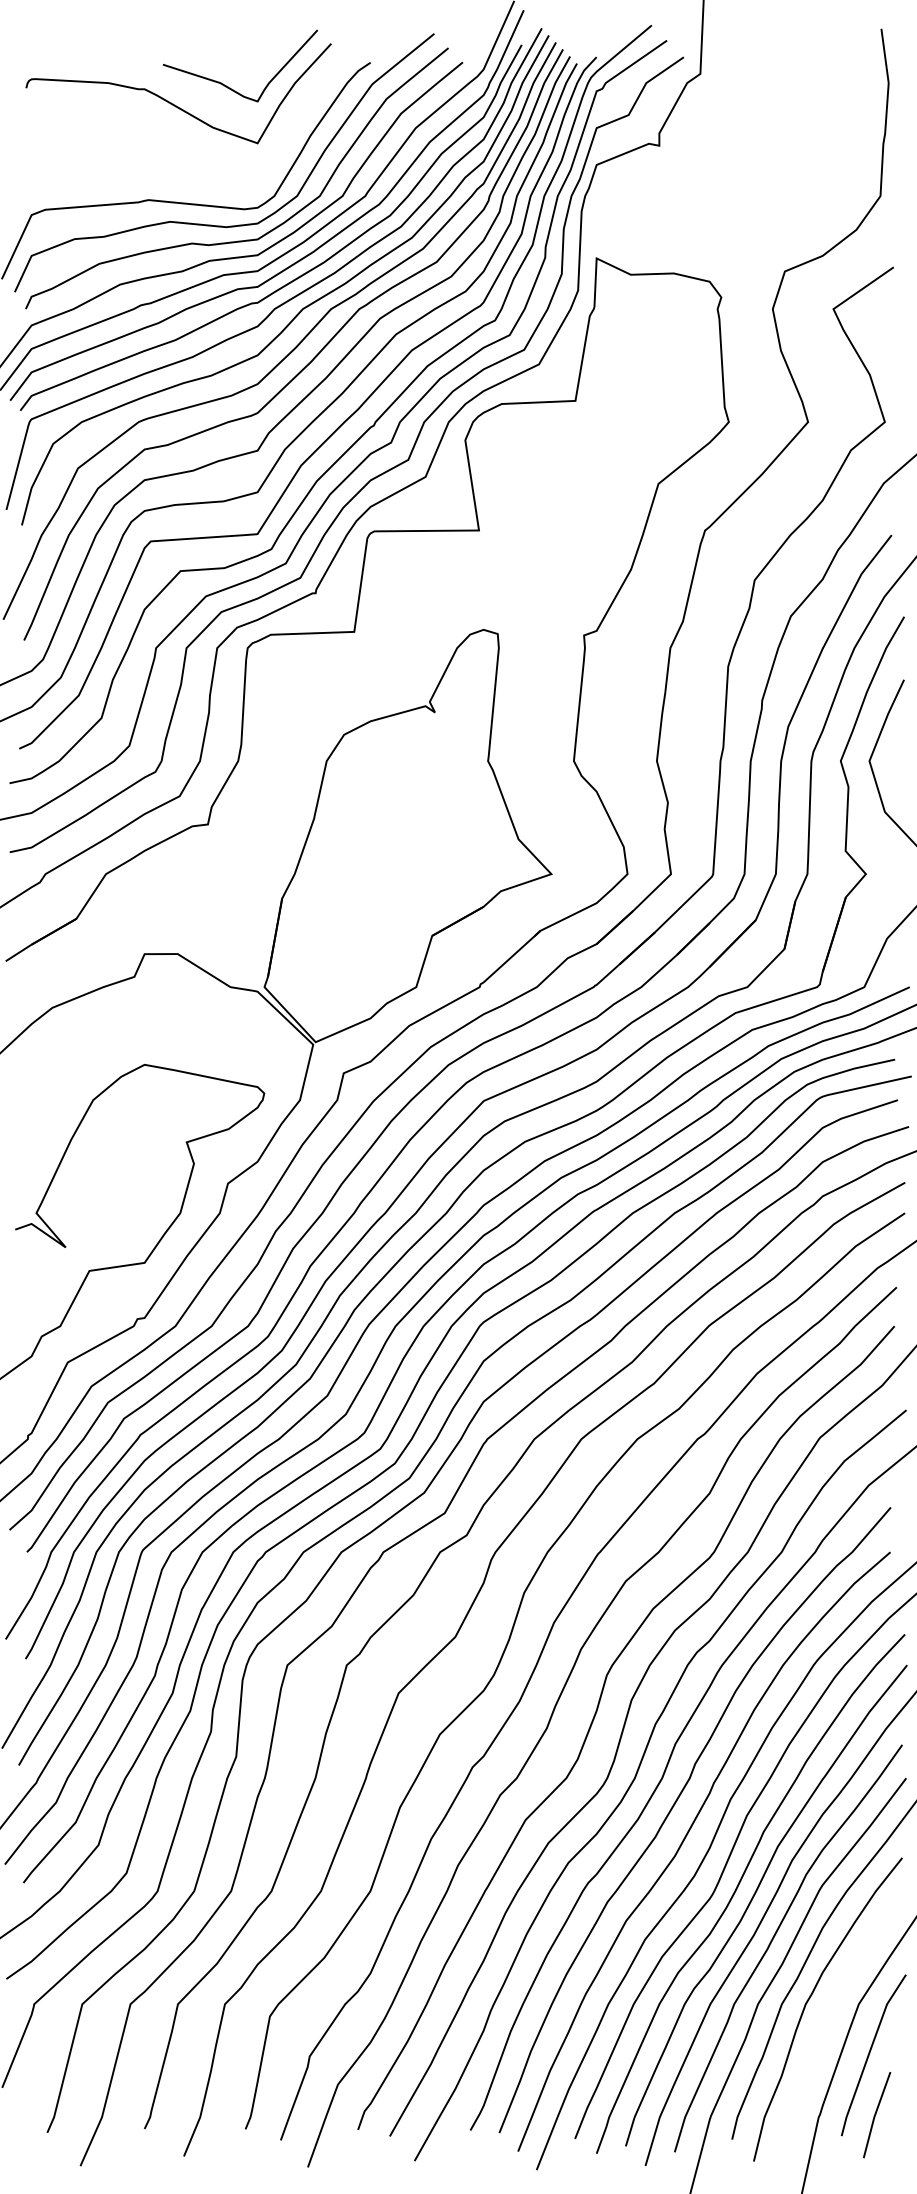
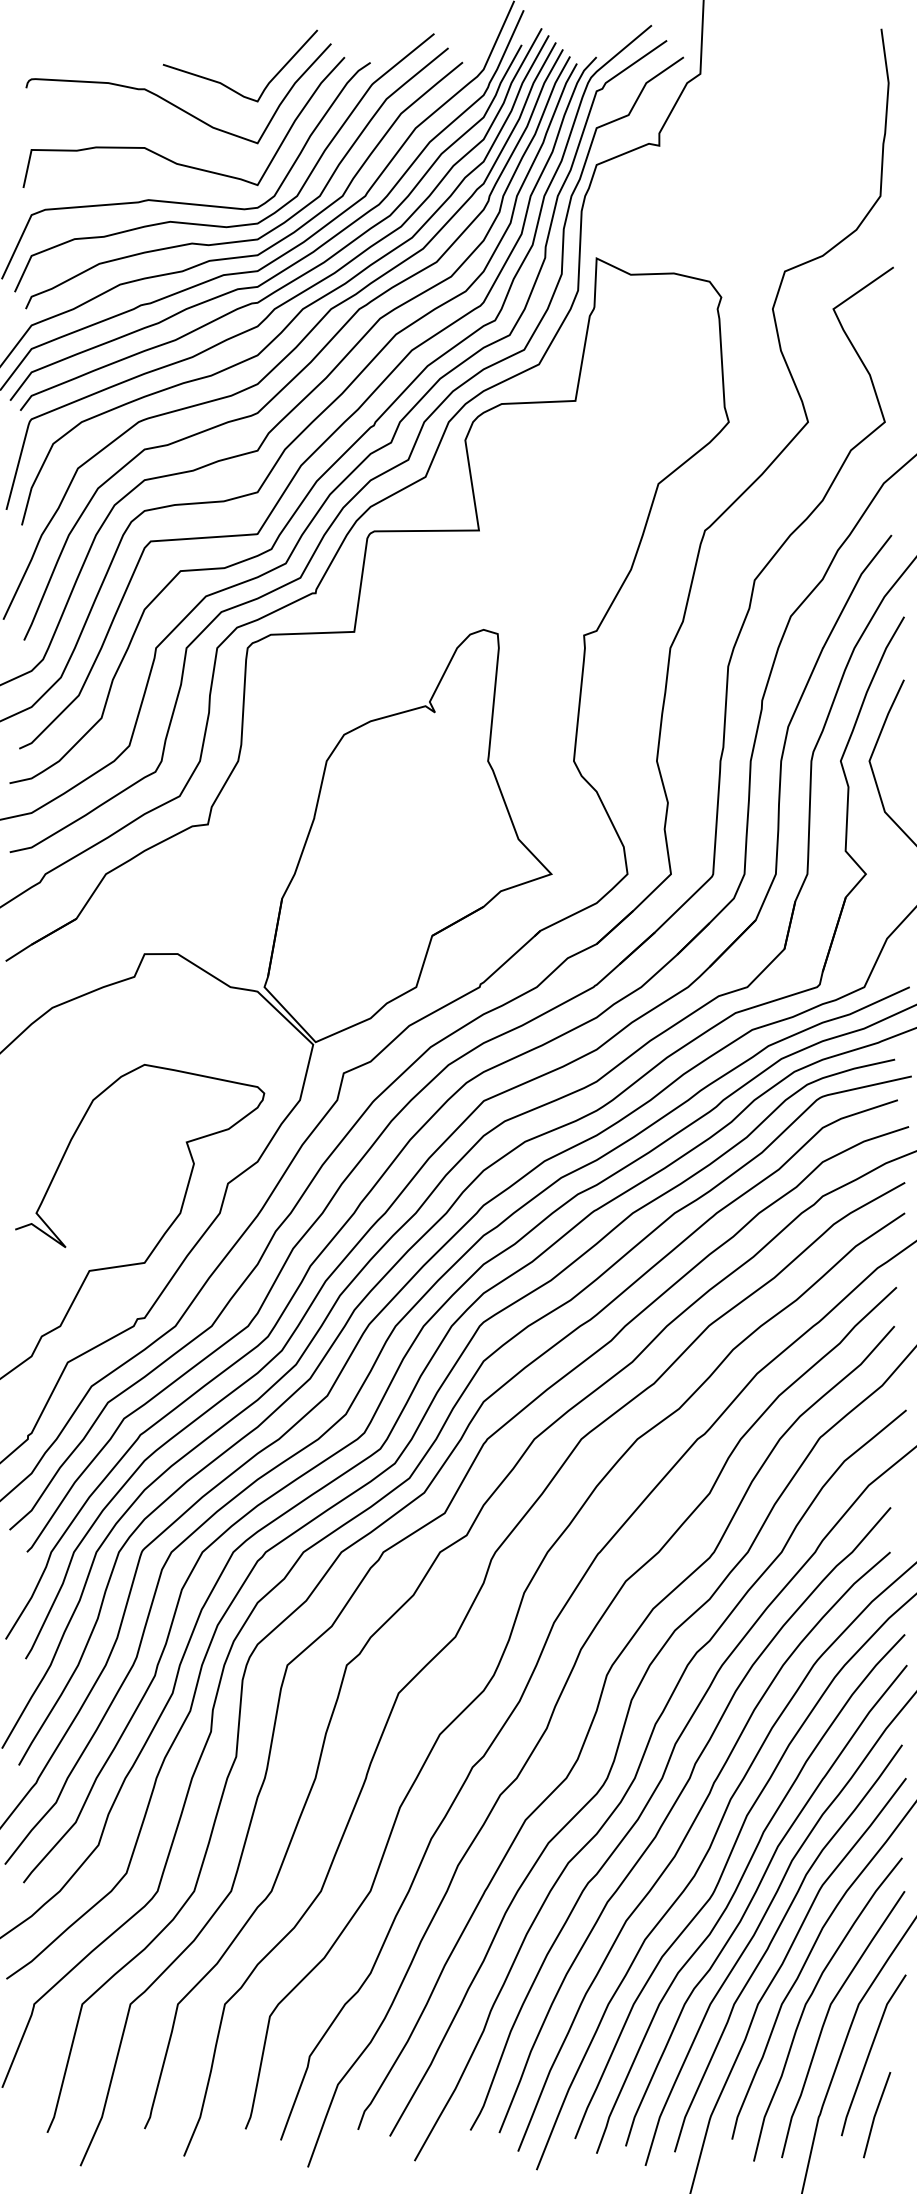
curve: none -> present (166, 157)
curve: none -> present (826, 2019)
